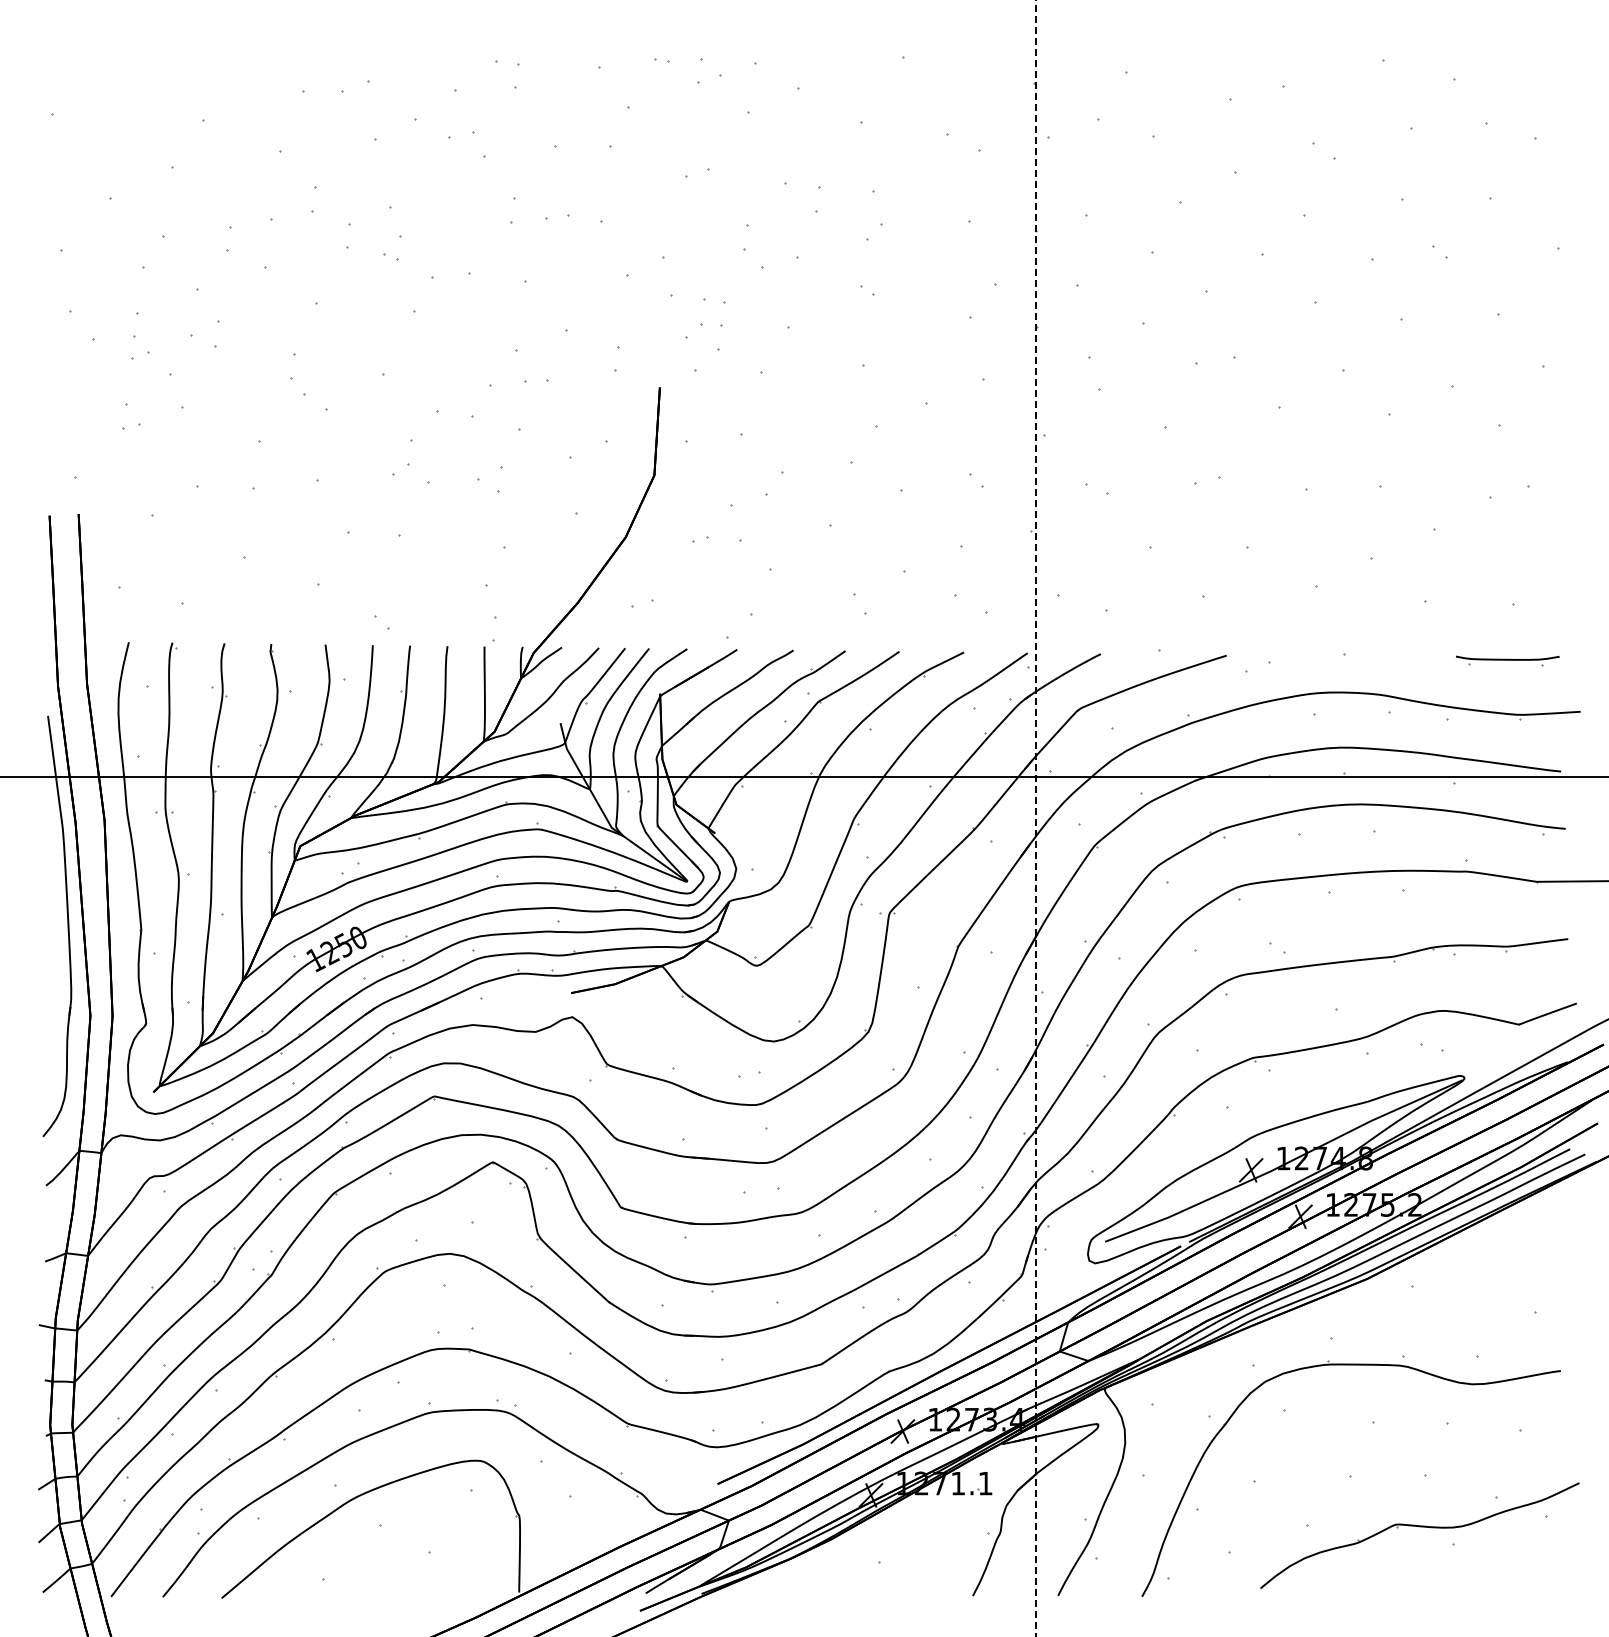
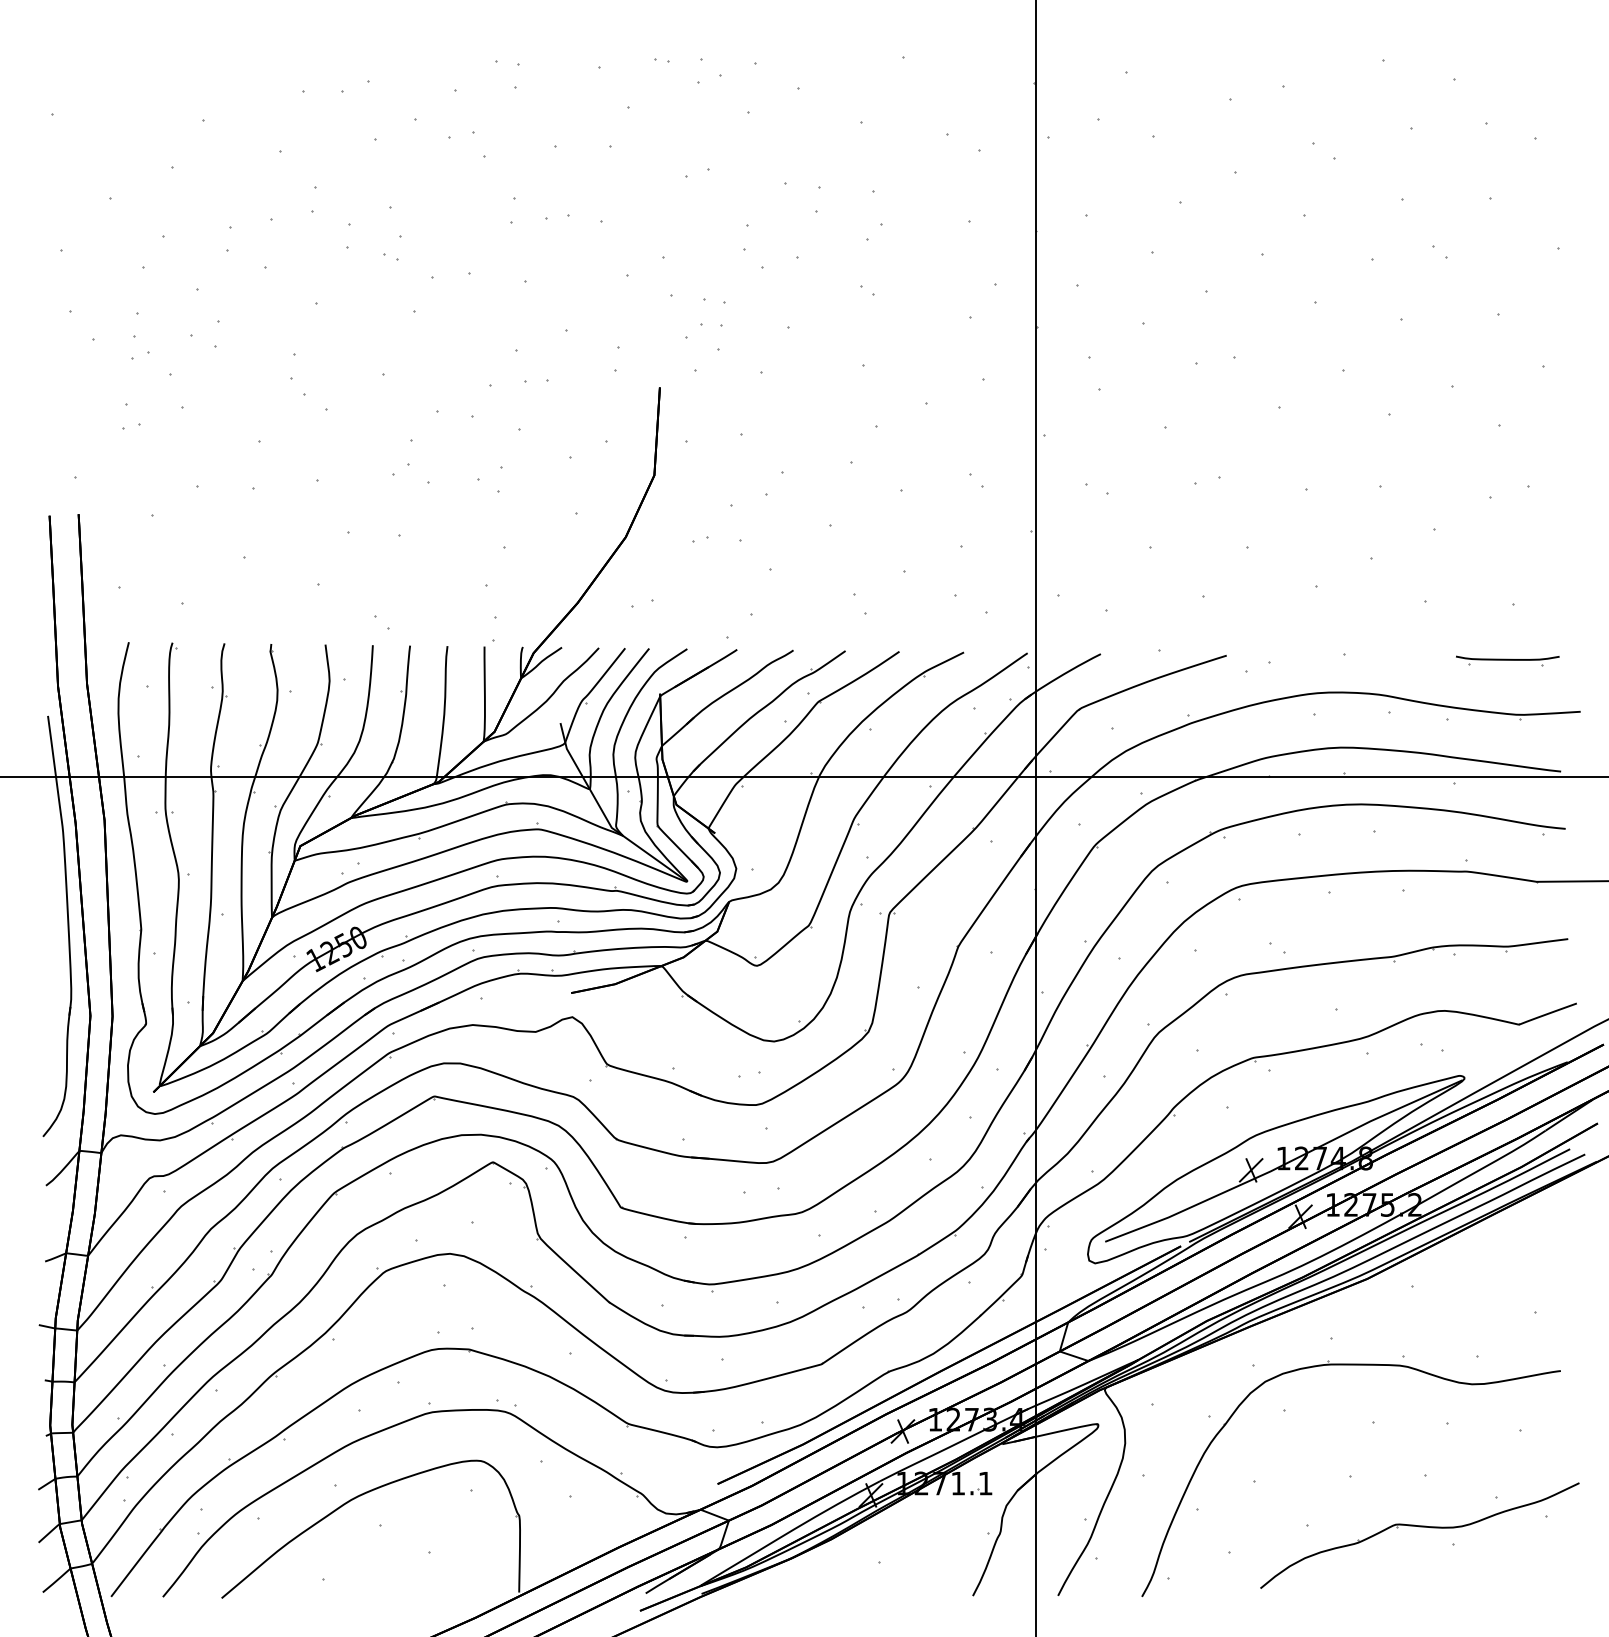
line: dashed -> solid (1035, 817)
